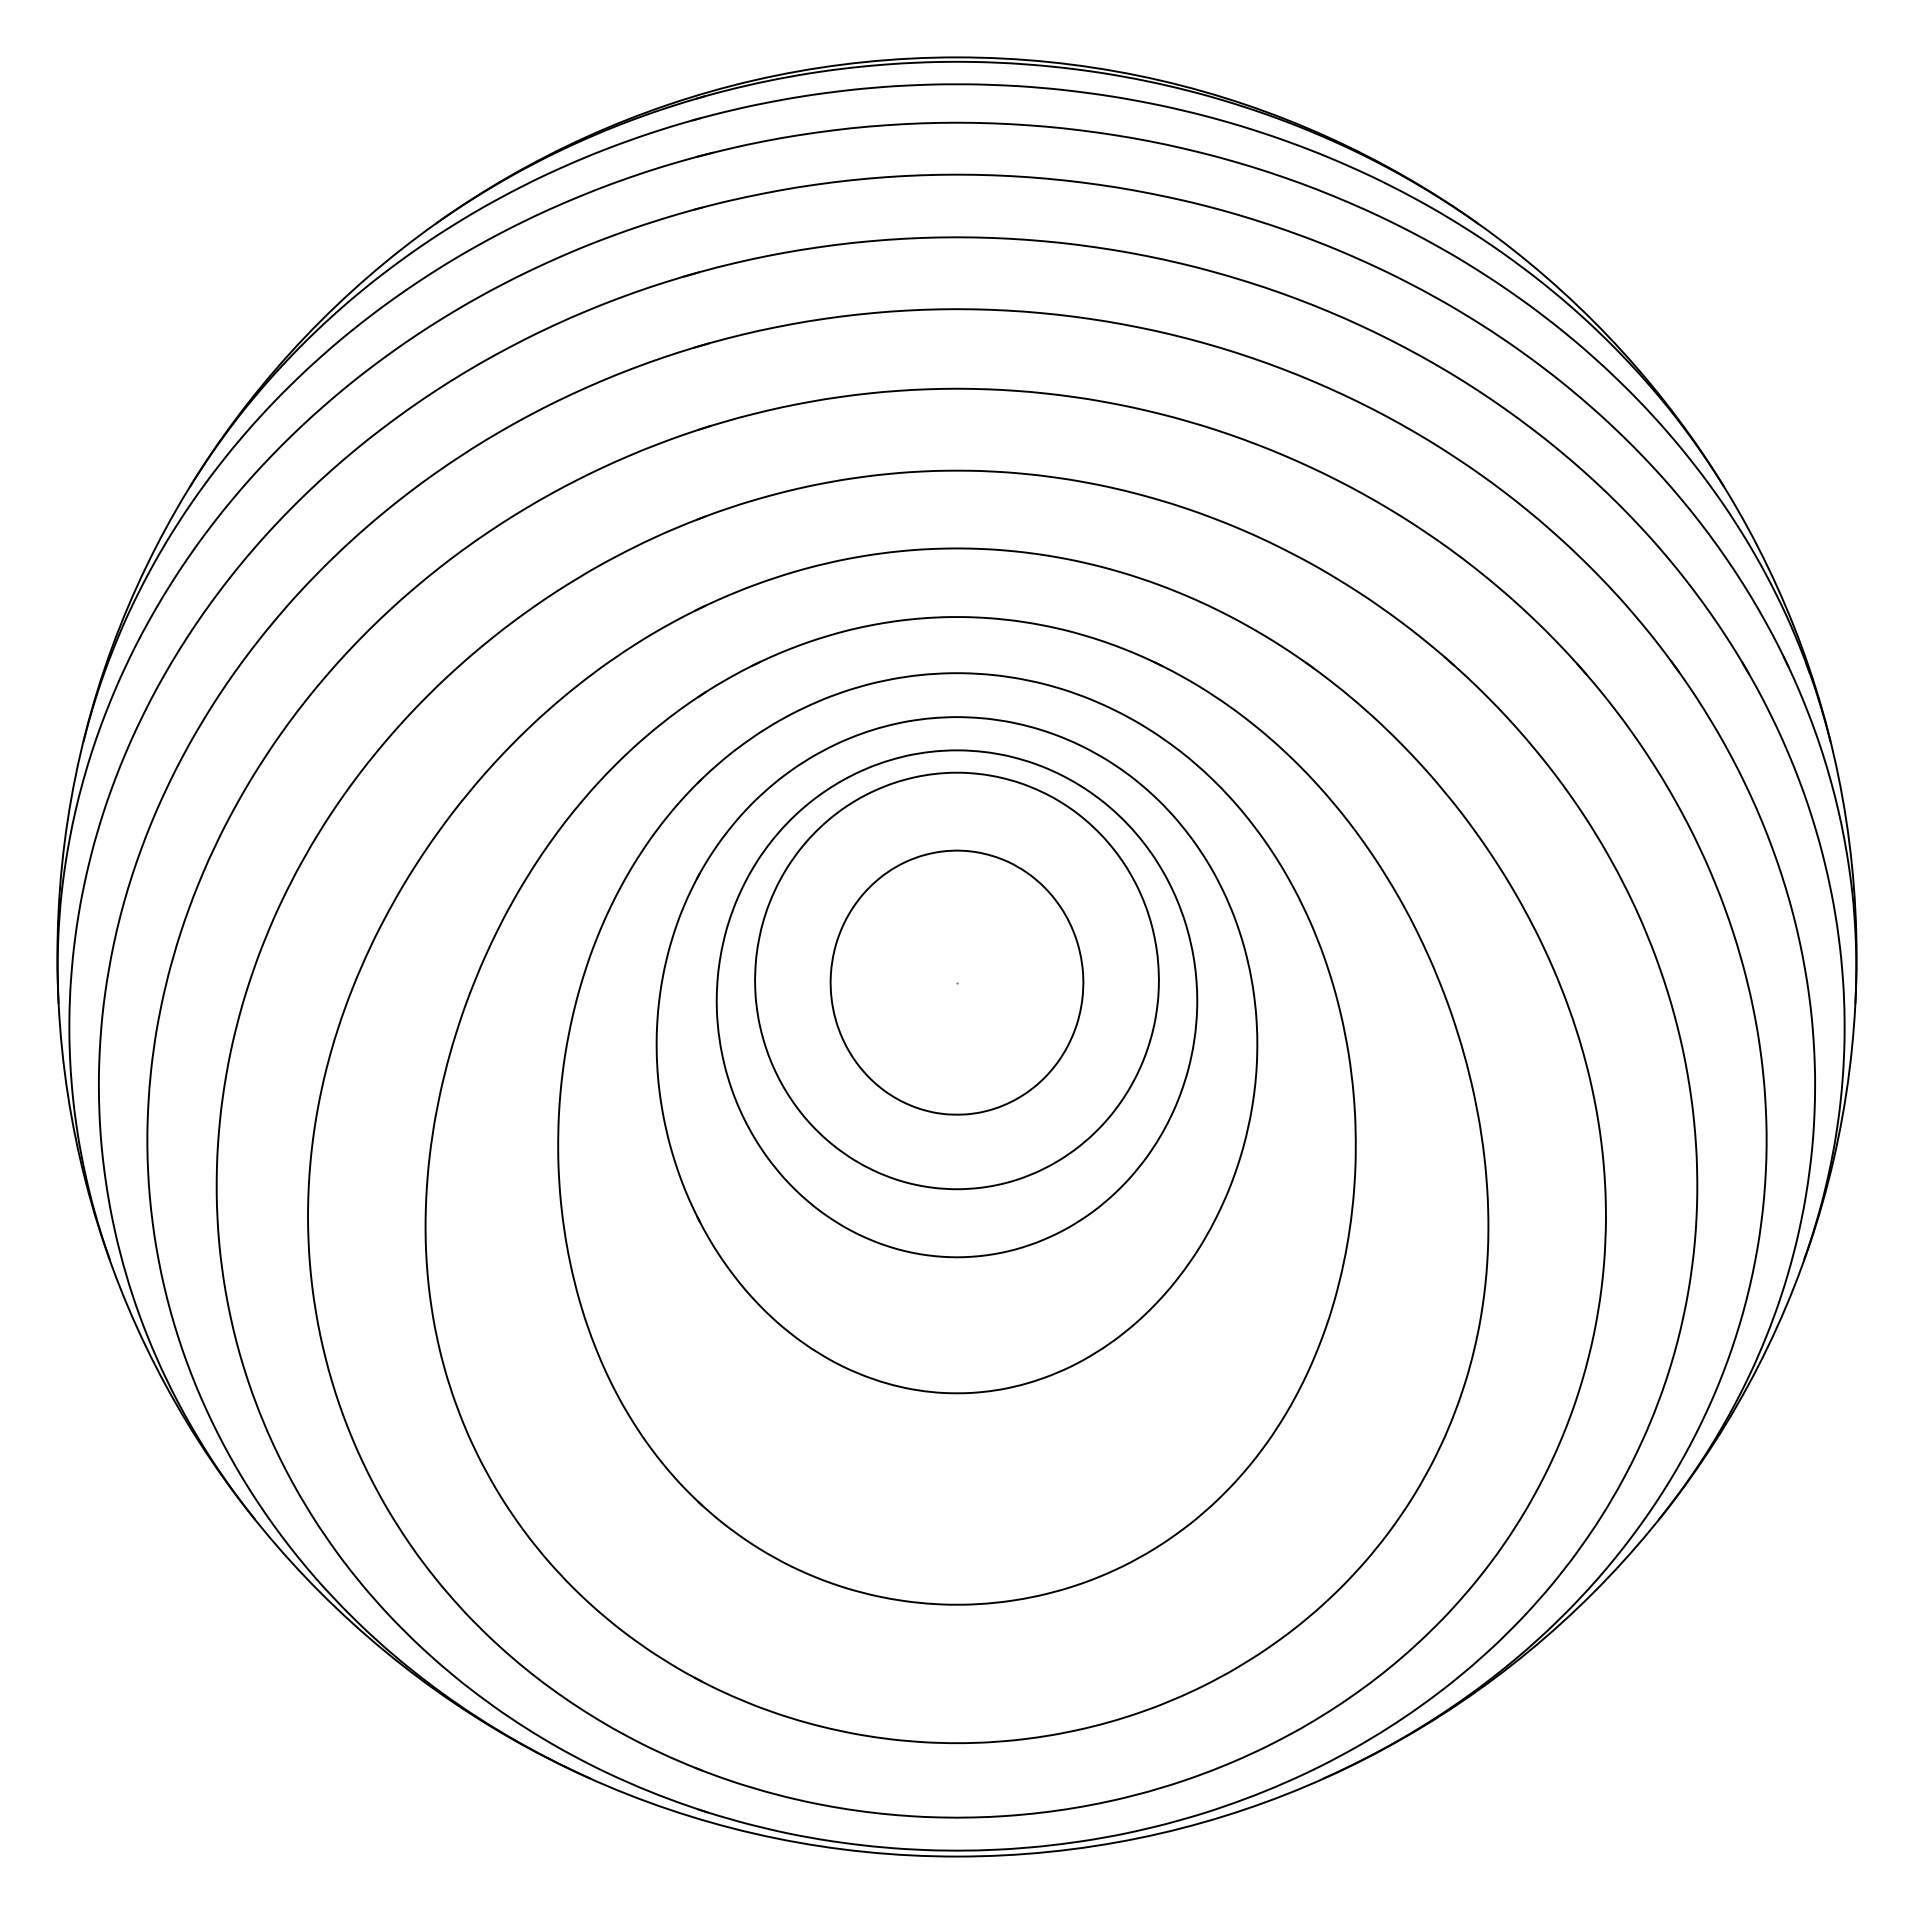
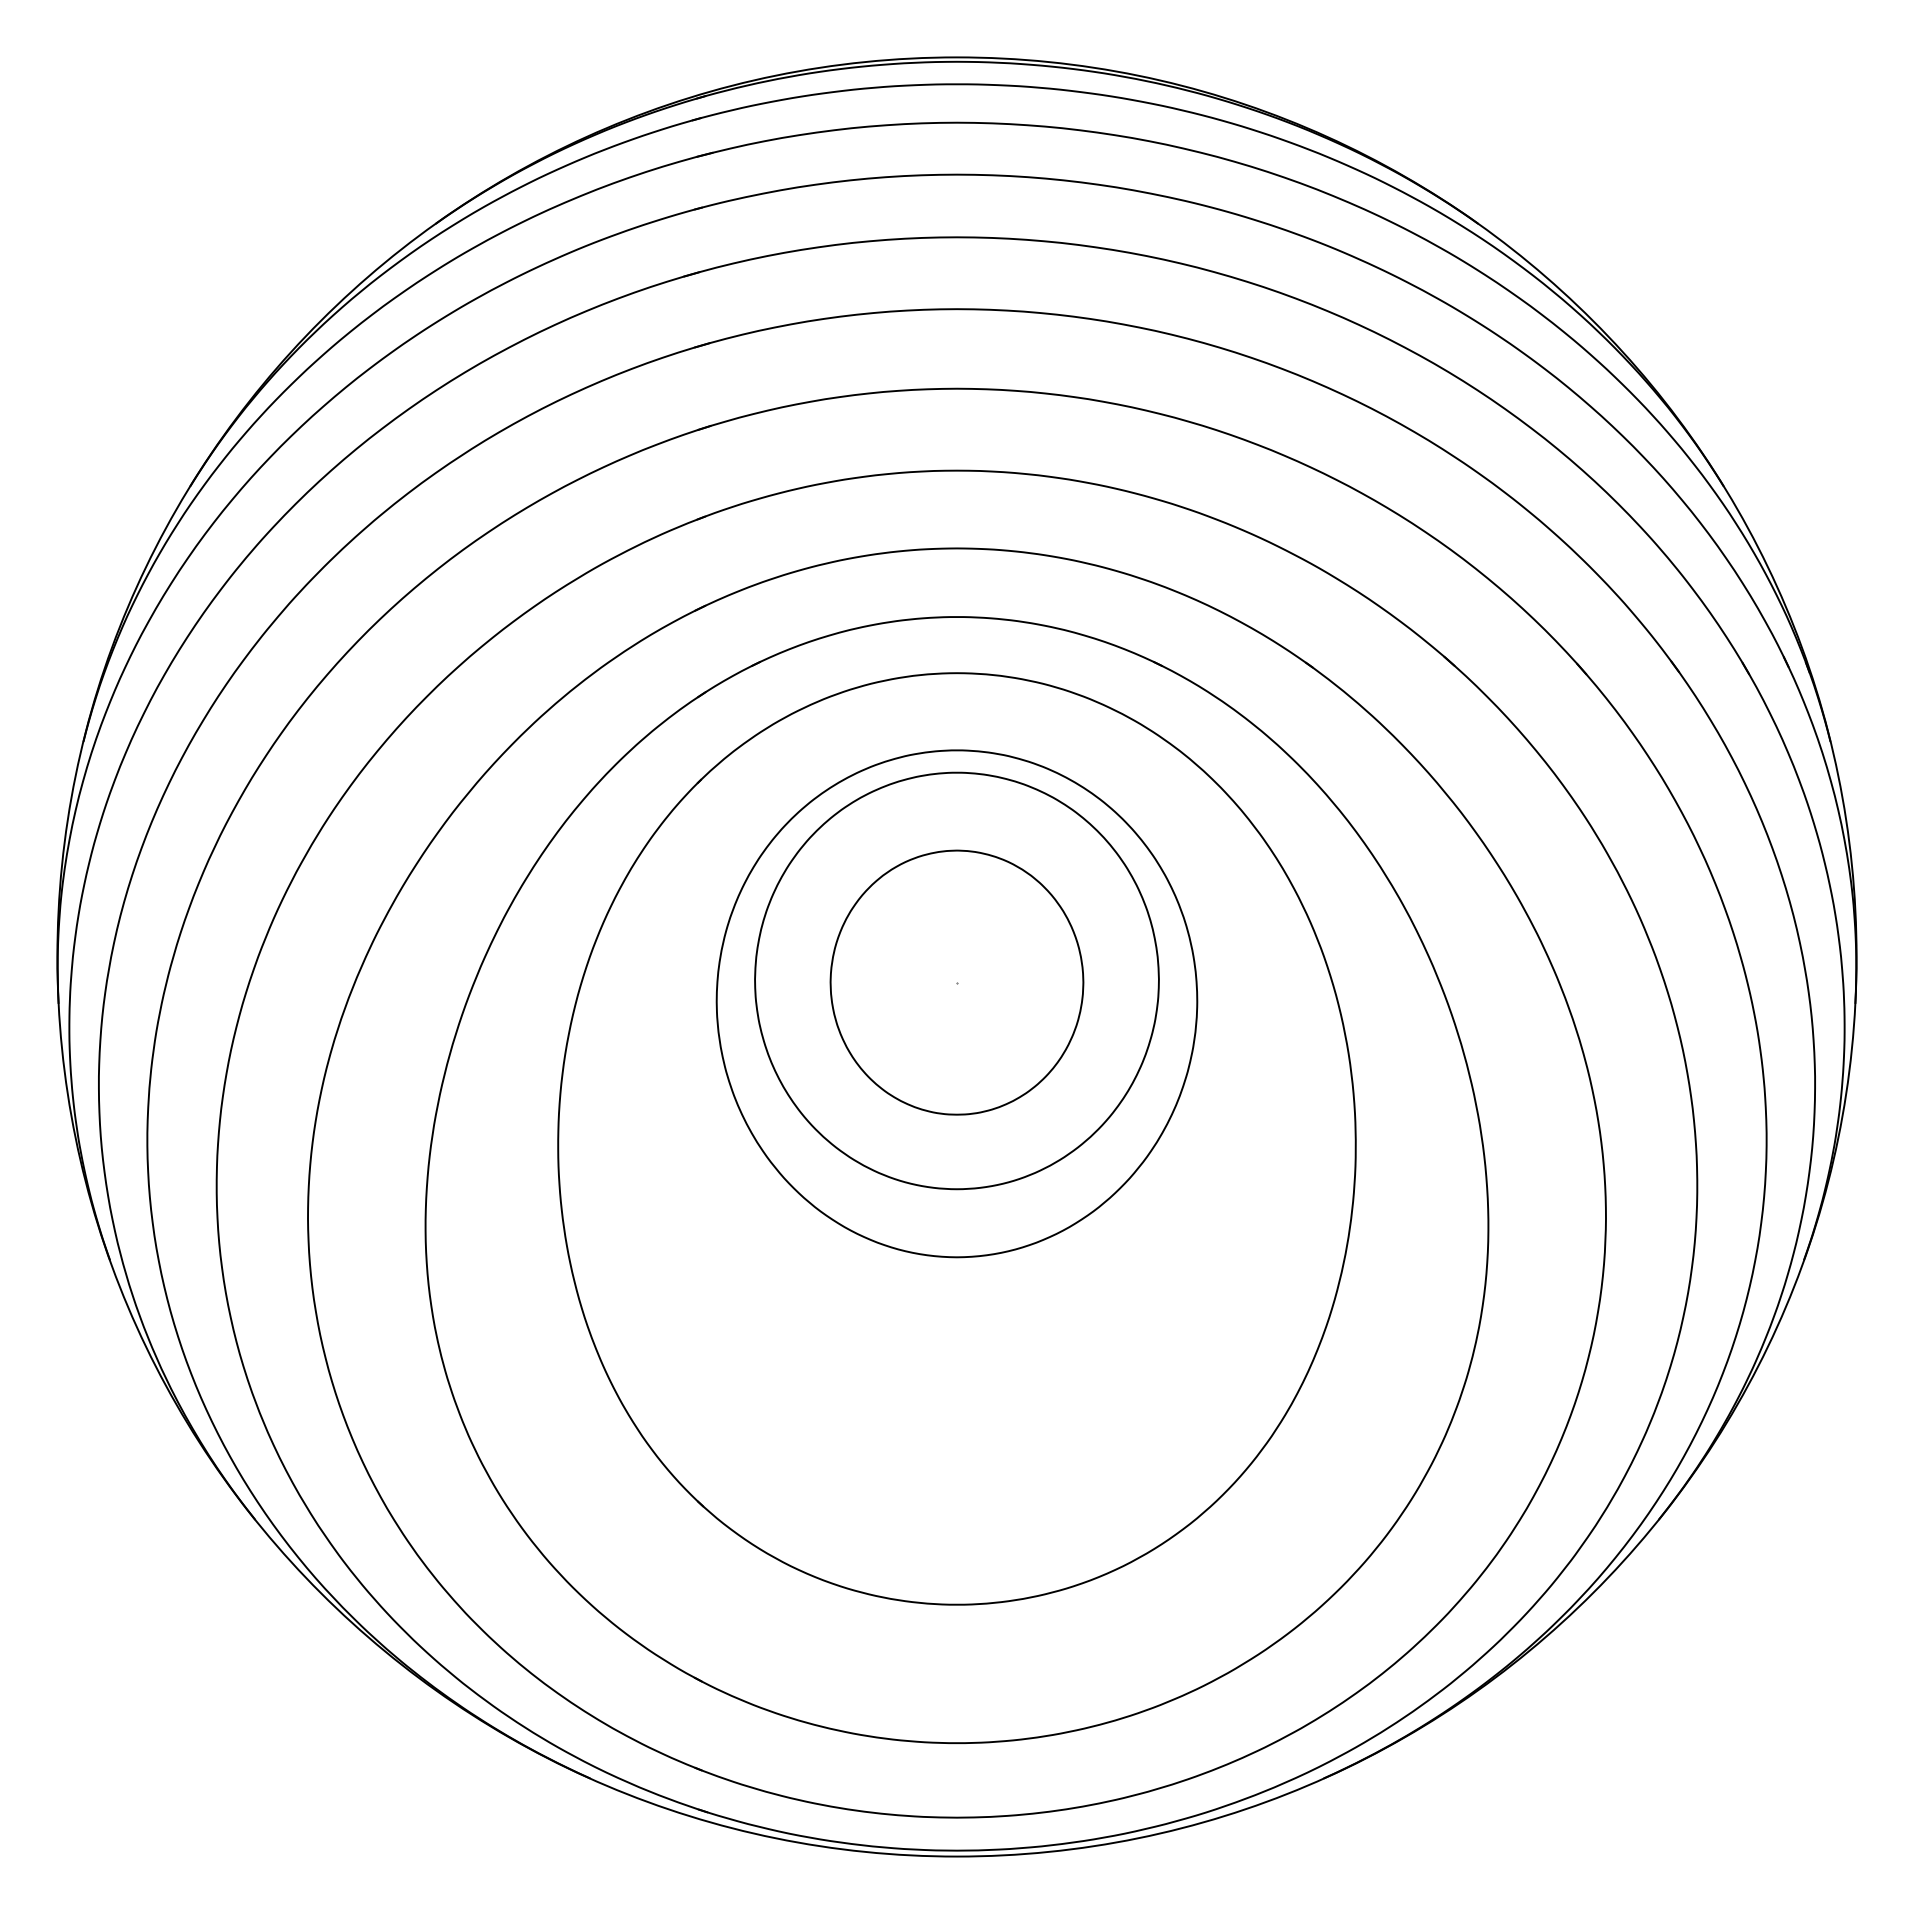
part: present -> none (956, 1055)
